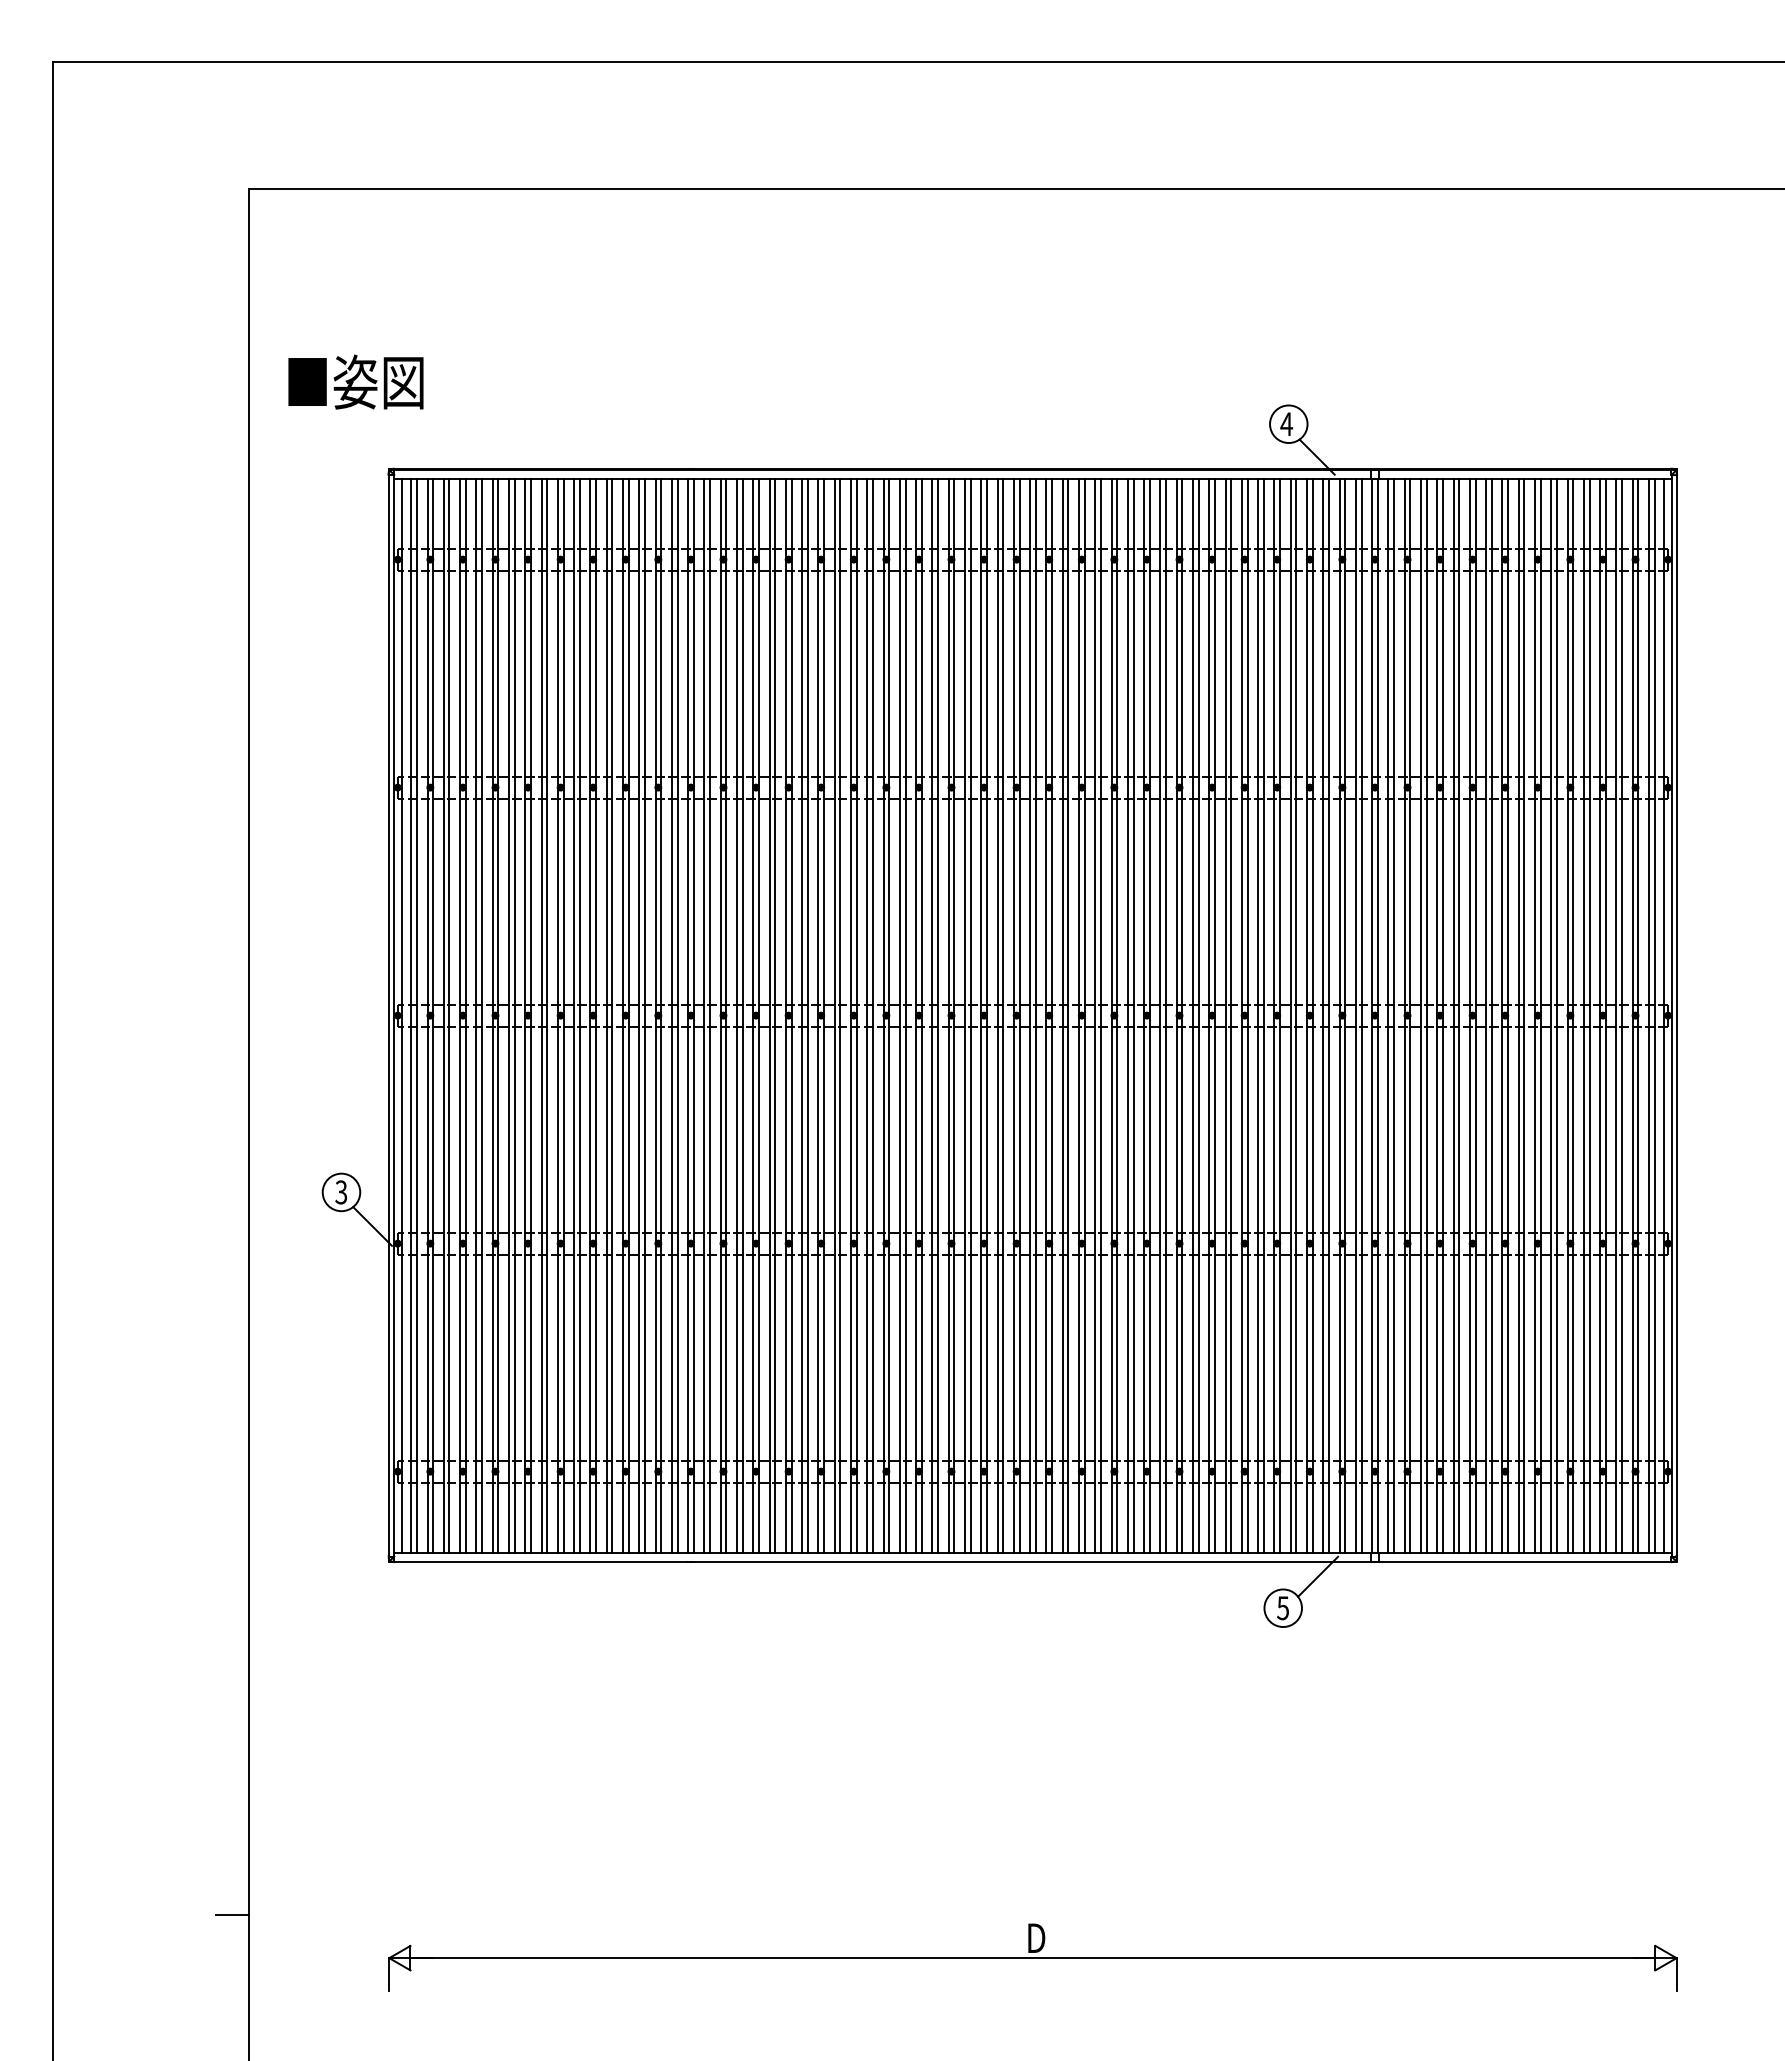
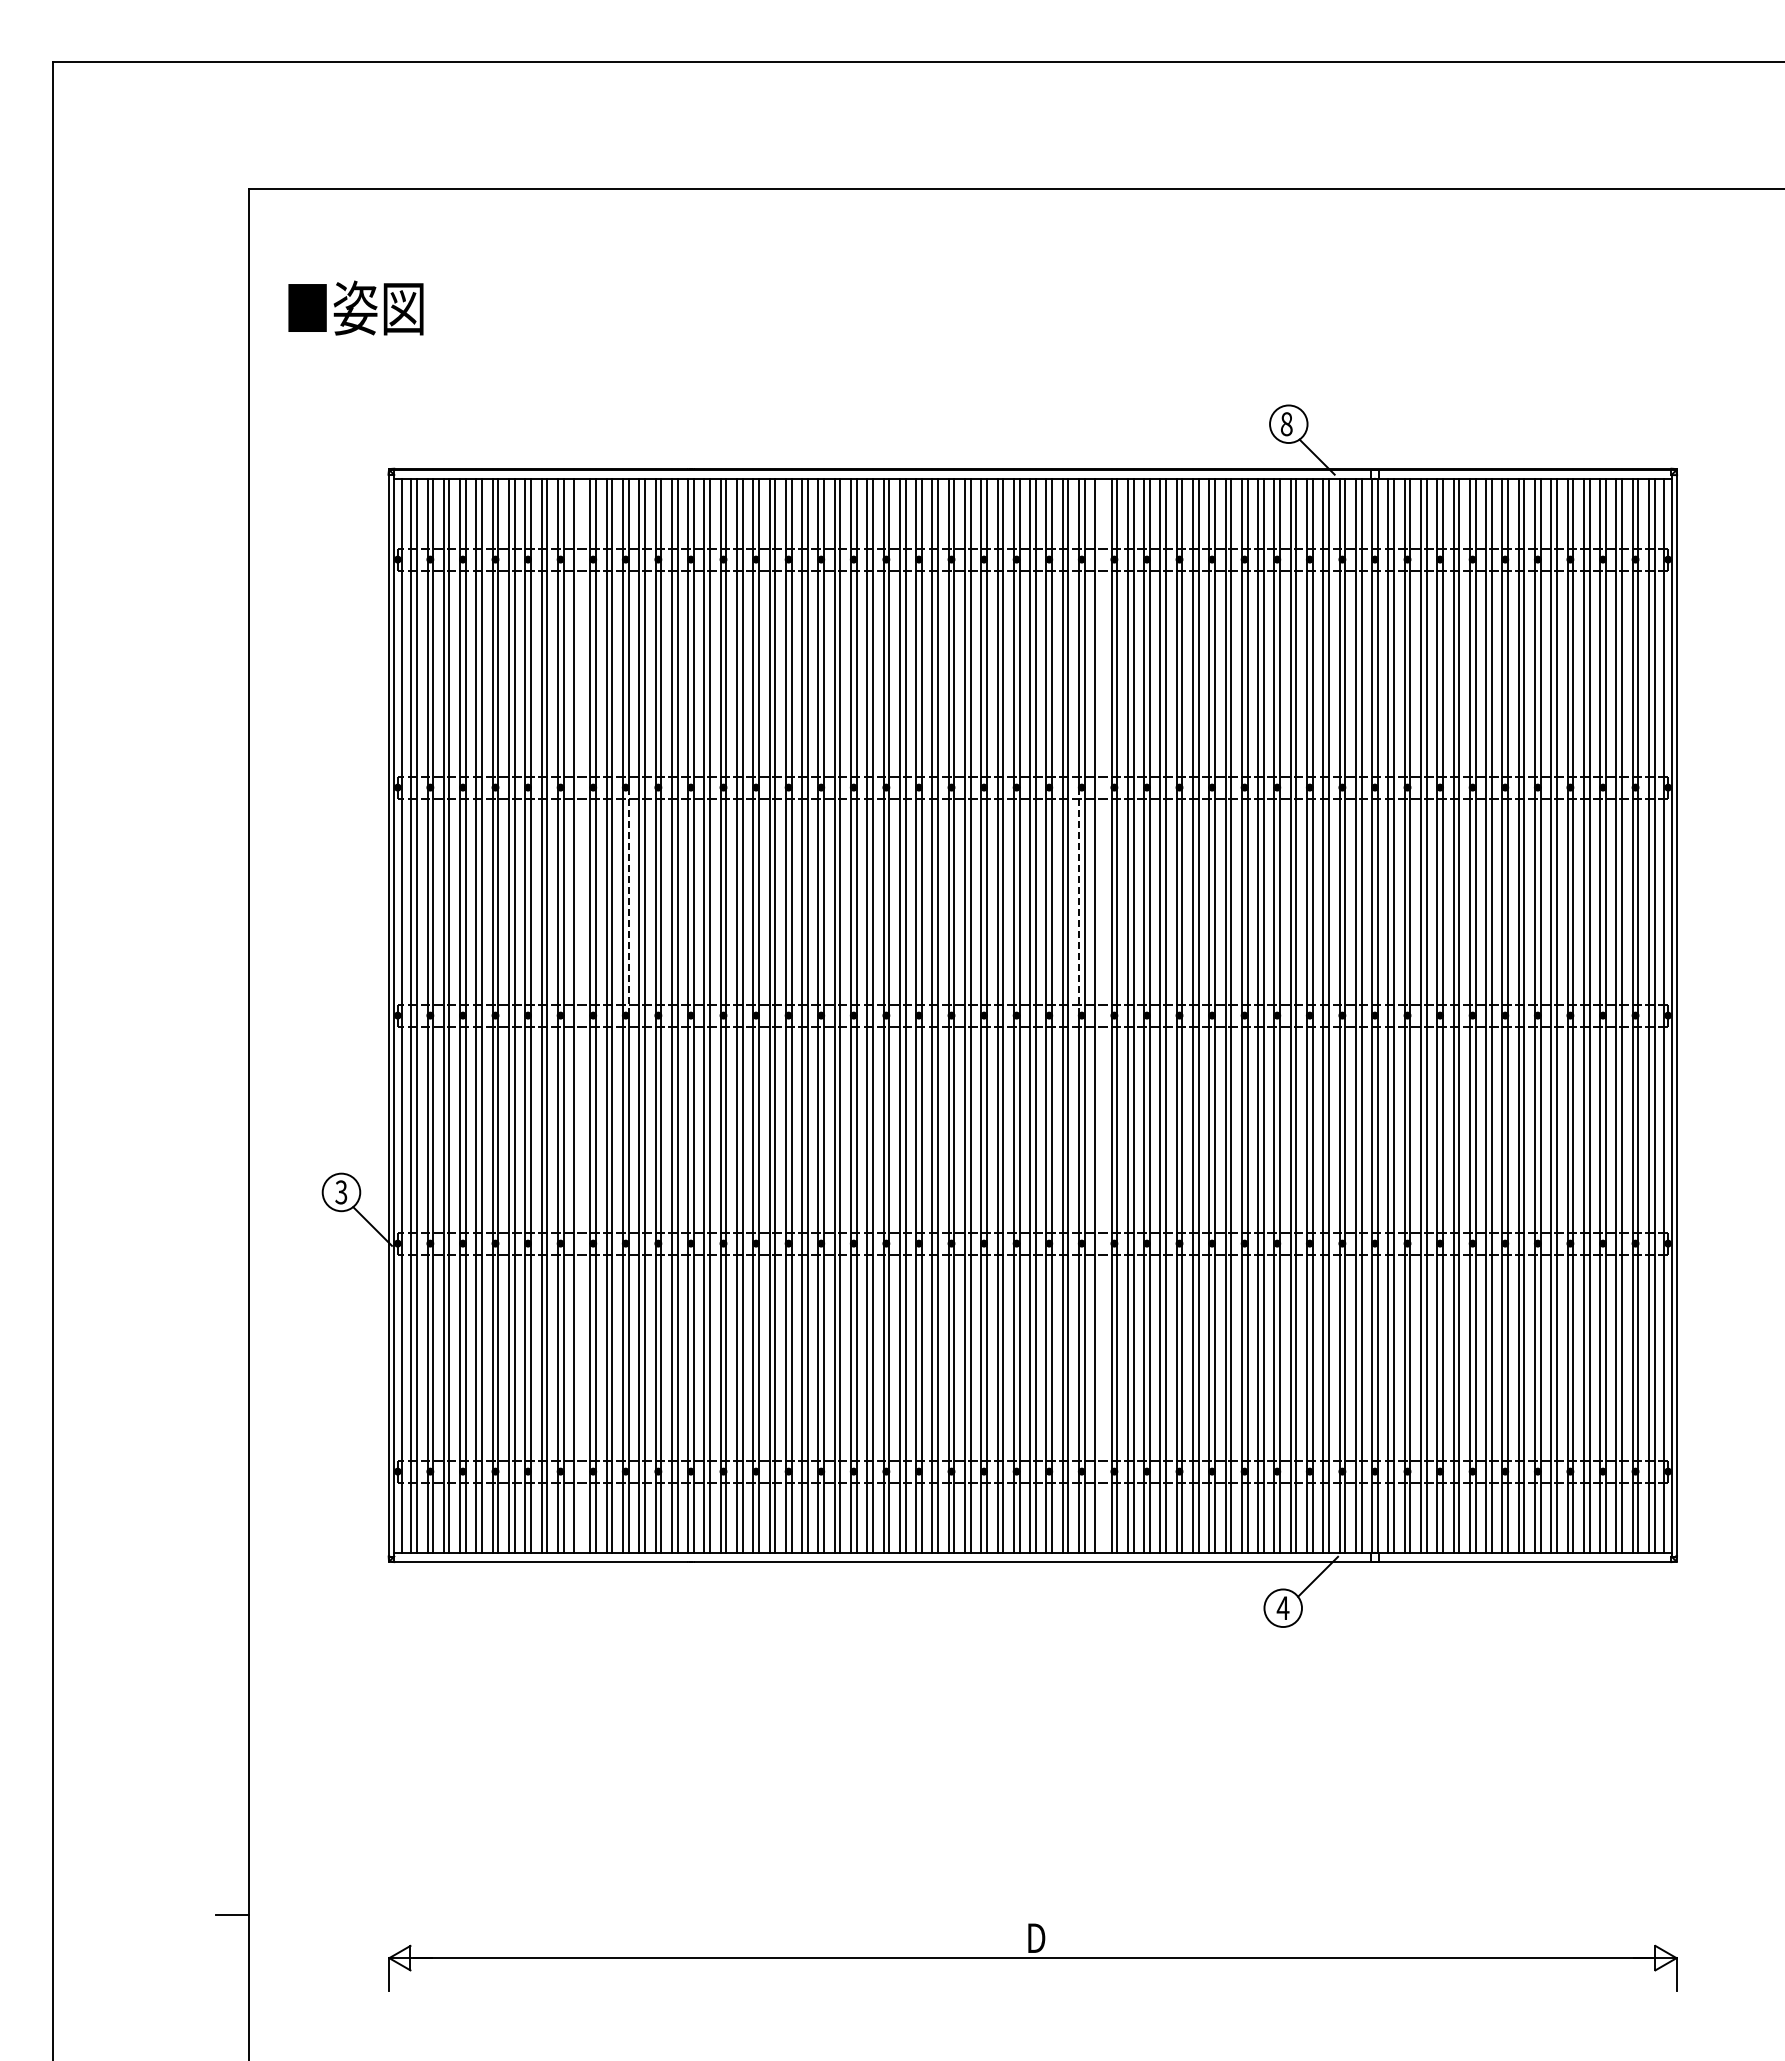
text position: (355, 381) -> (355, 307) (355, 307)
text: 4 -> 8 (1286, 424)
line: solid -> dashed (628, 901)
line: solid -> dashed (1078, 901)
line: present -> none (579, 1015)
line: present -> none (1100, 1015)
text: 5 -> 4 (1282, 1608)
